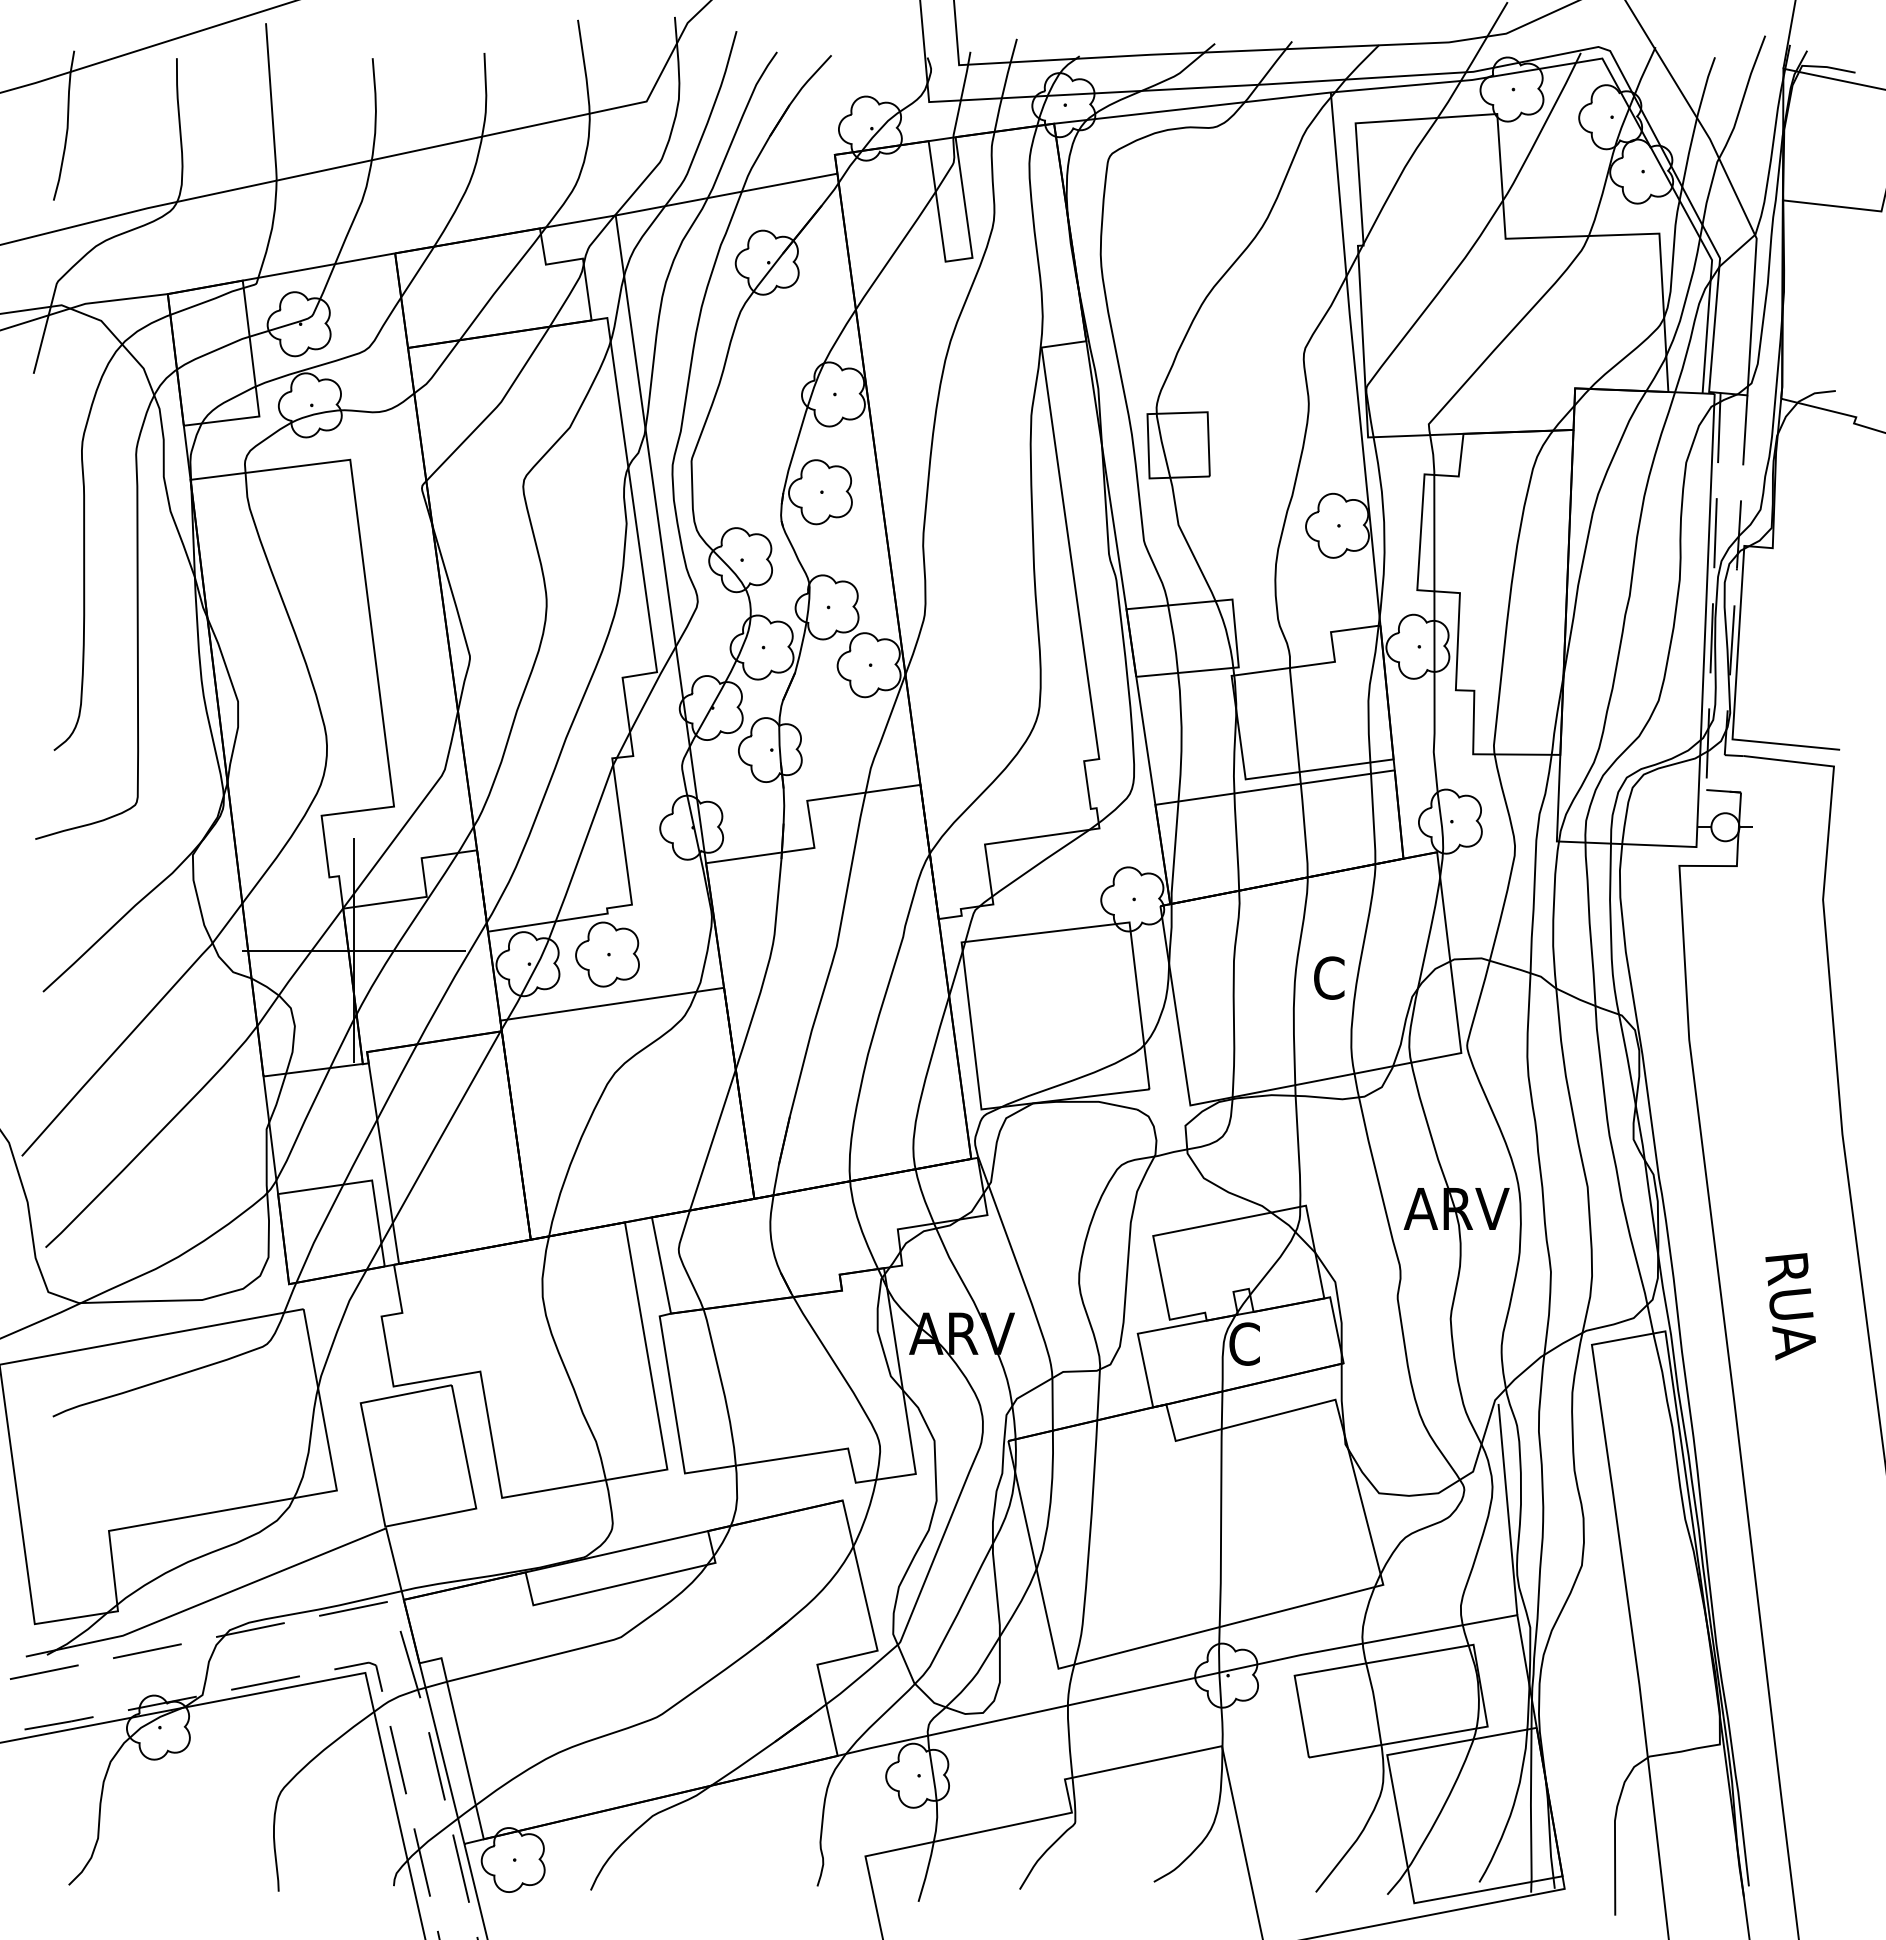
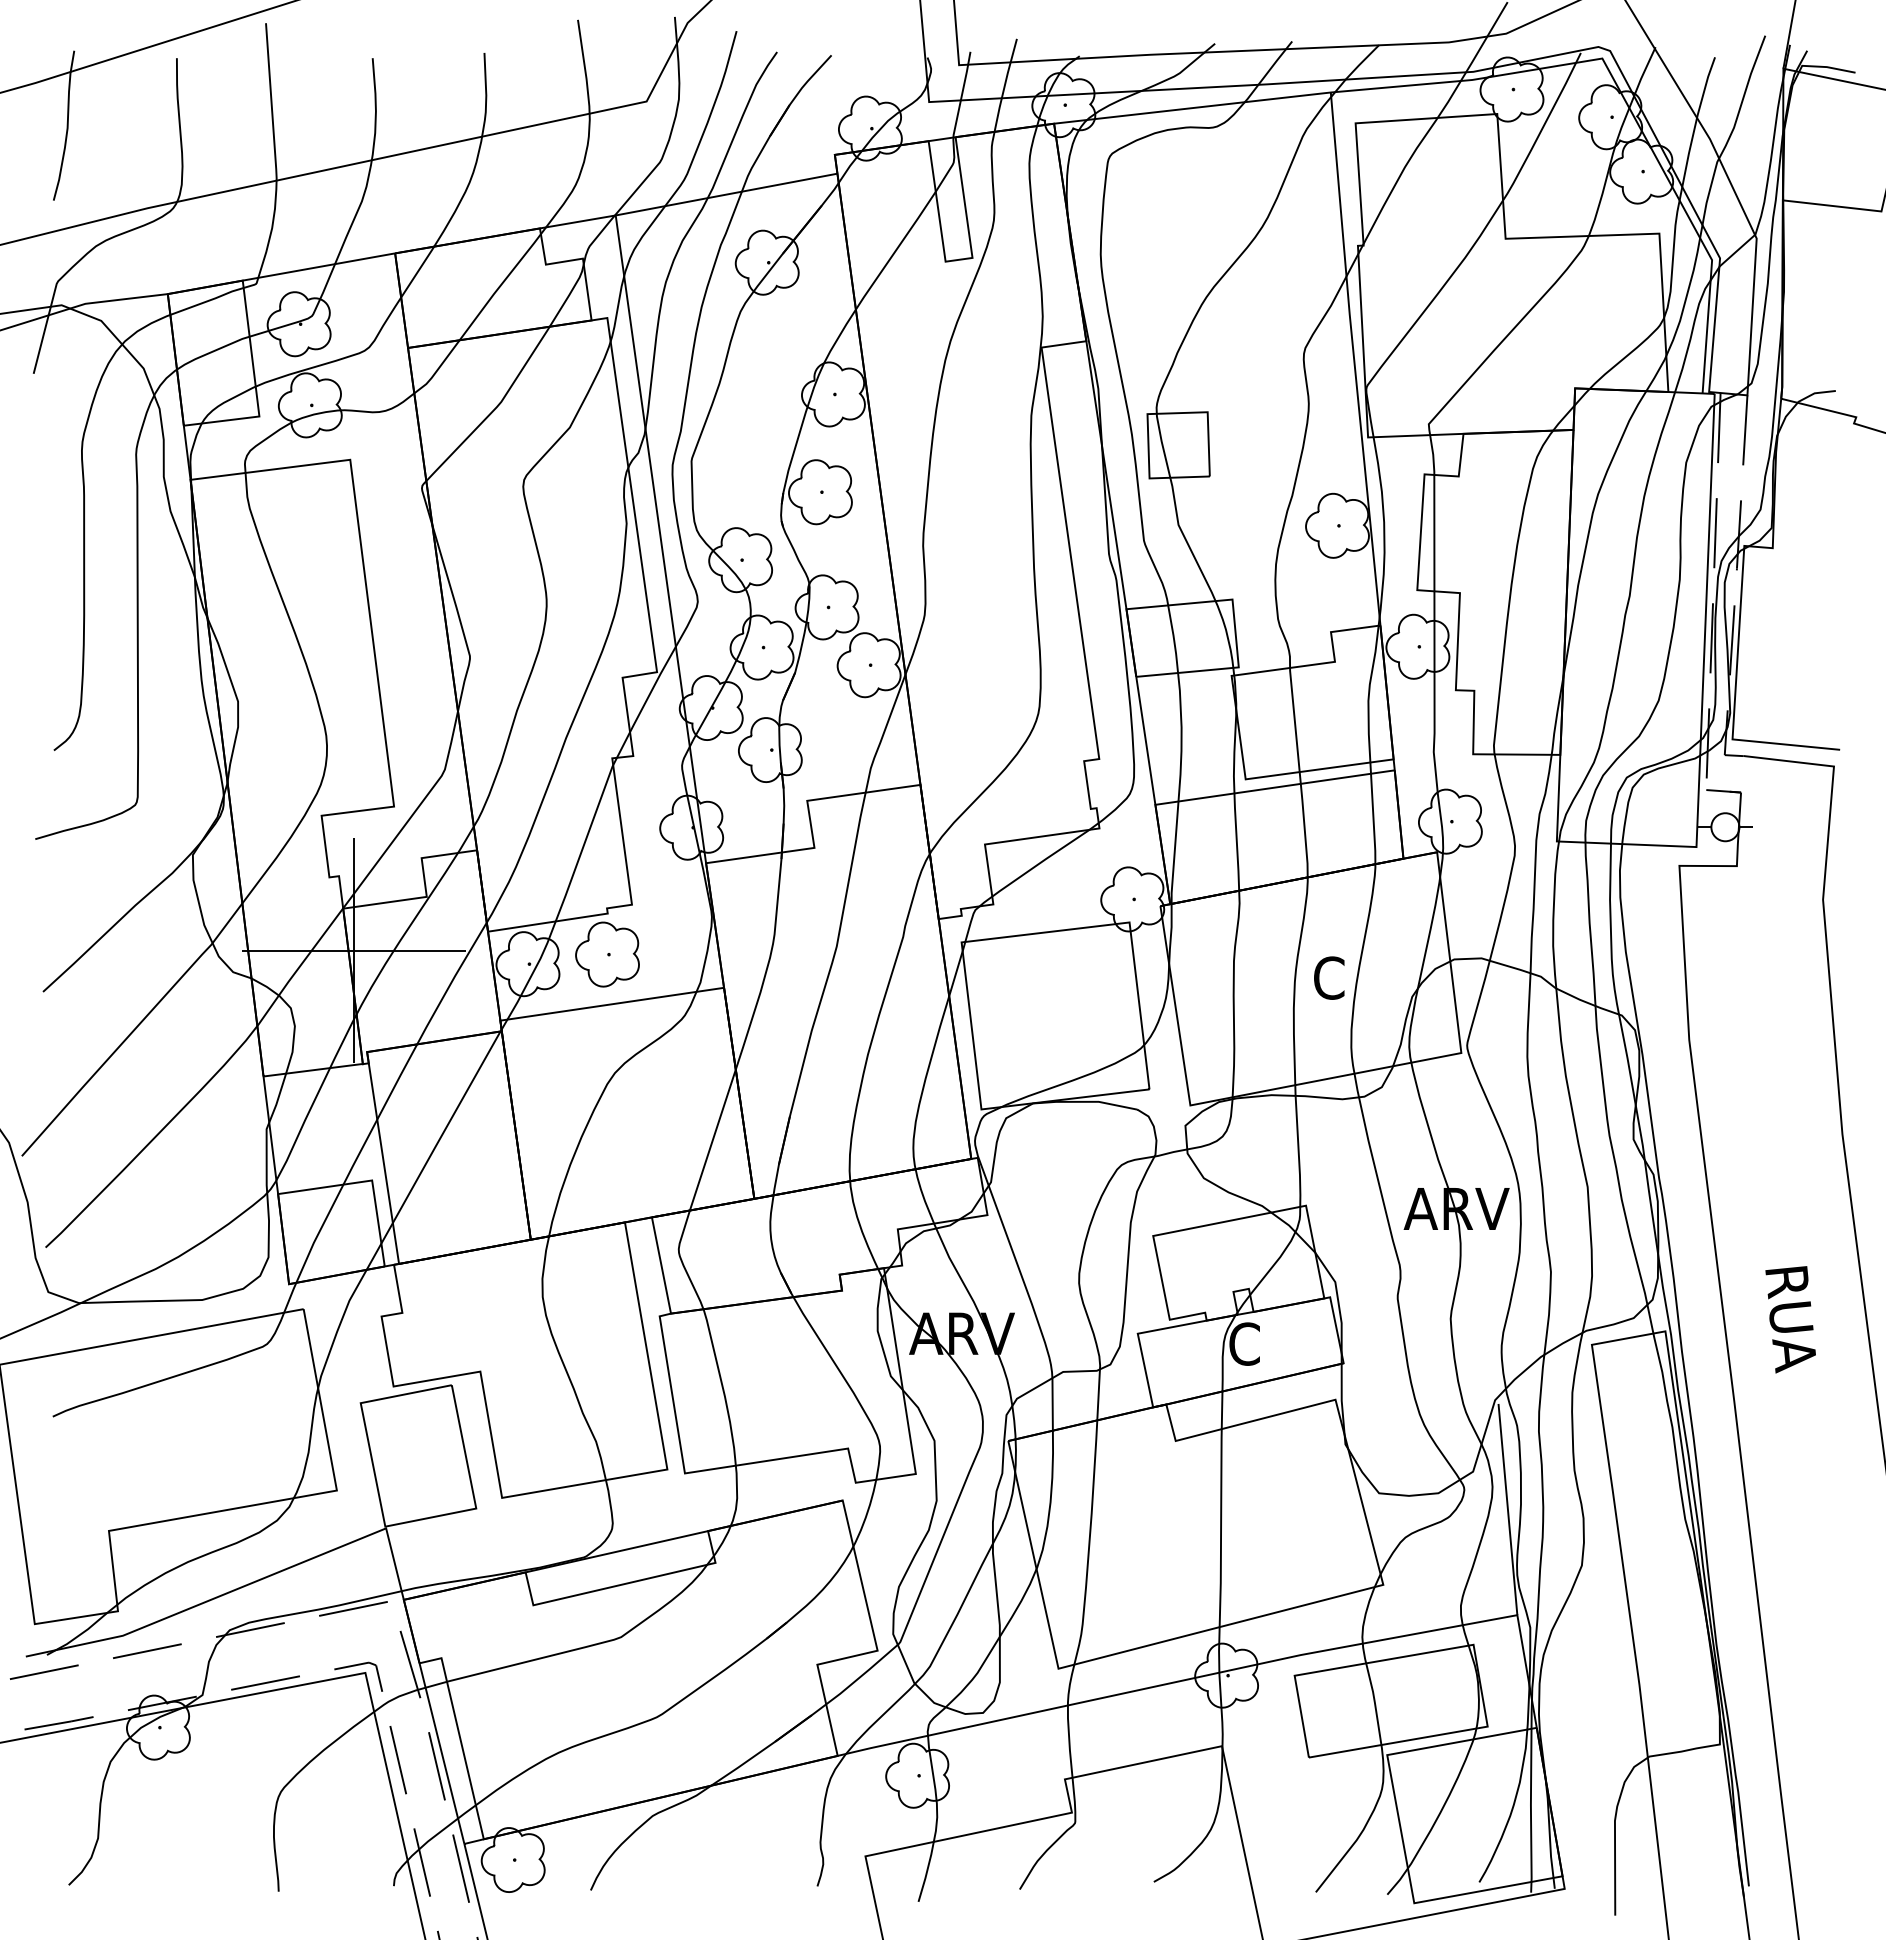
text position: (1790, 1306) -> (1790, 1319) (1790, 1319)
